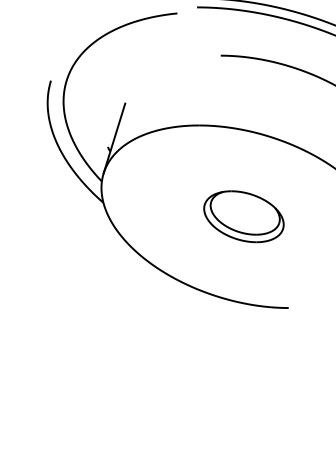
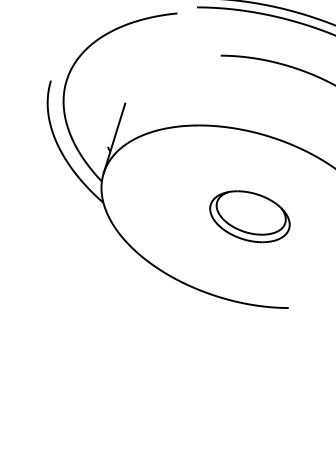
part position: (243, 216) -> (249, 216) (249, 216)
